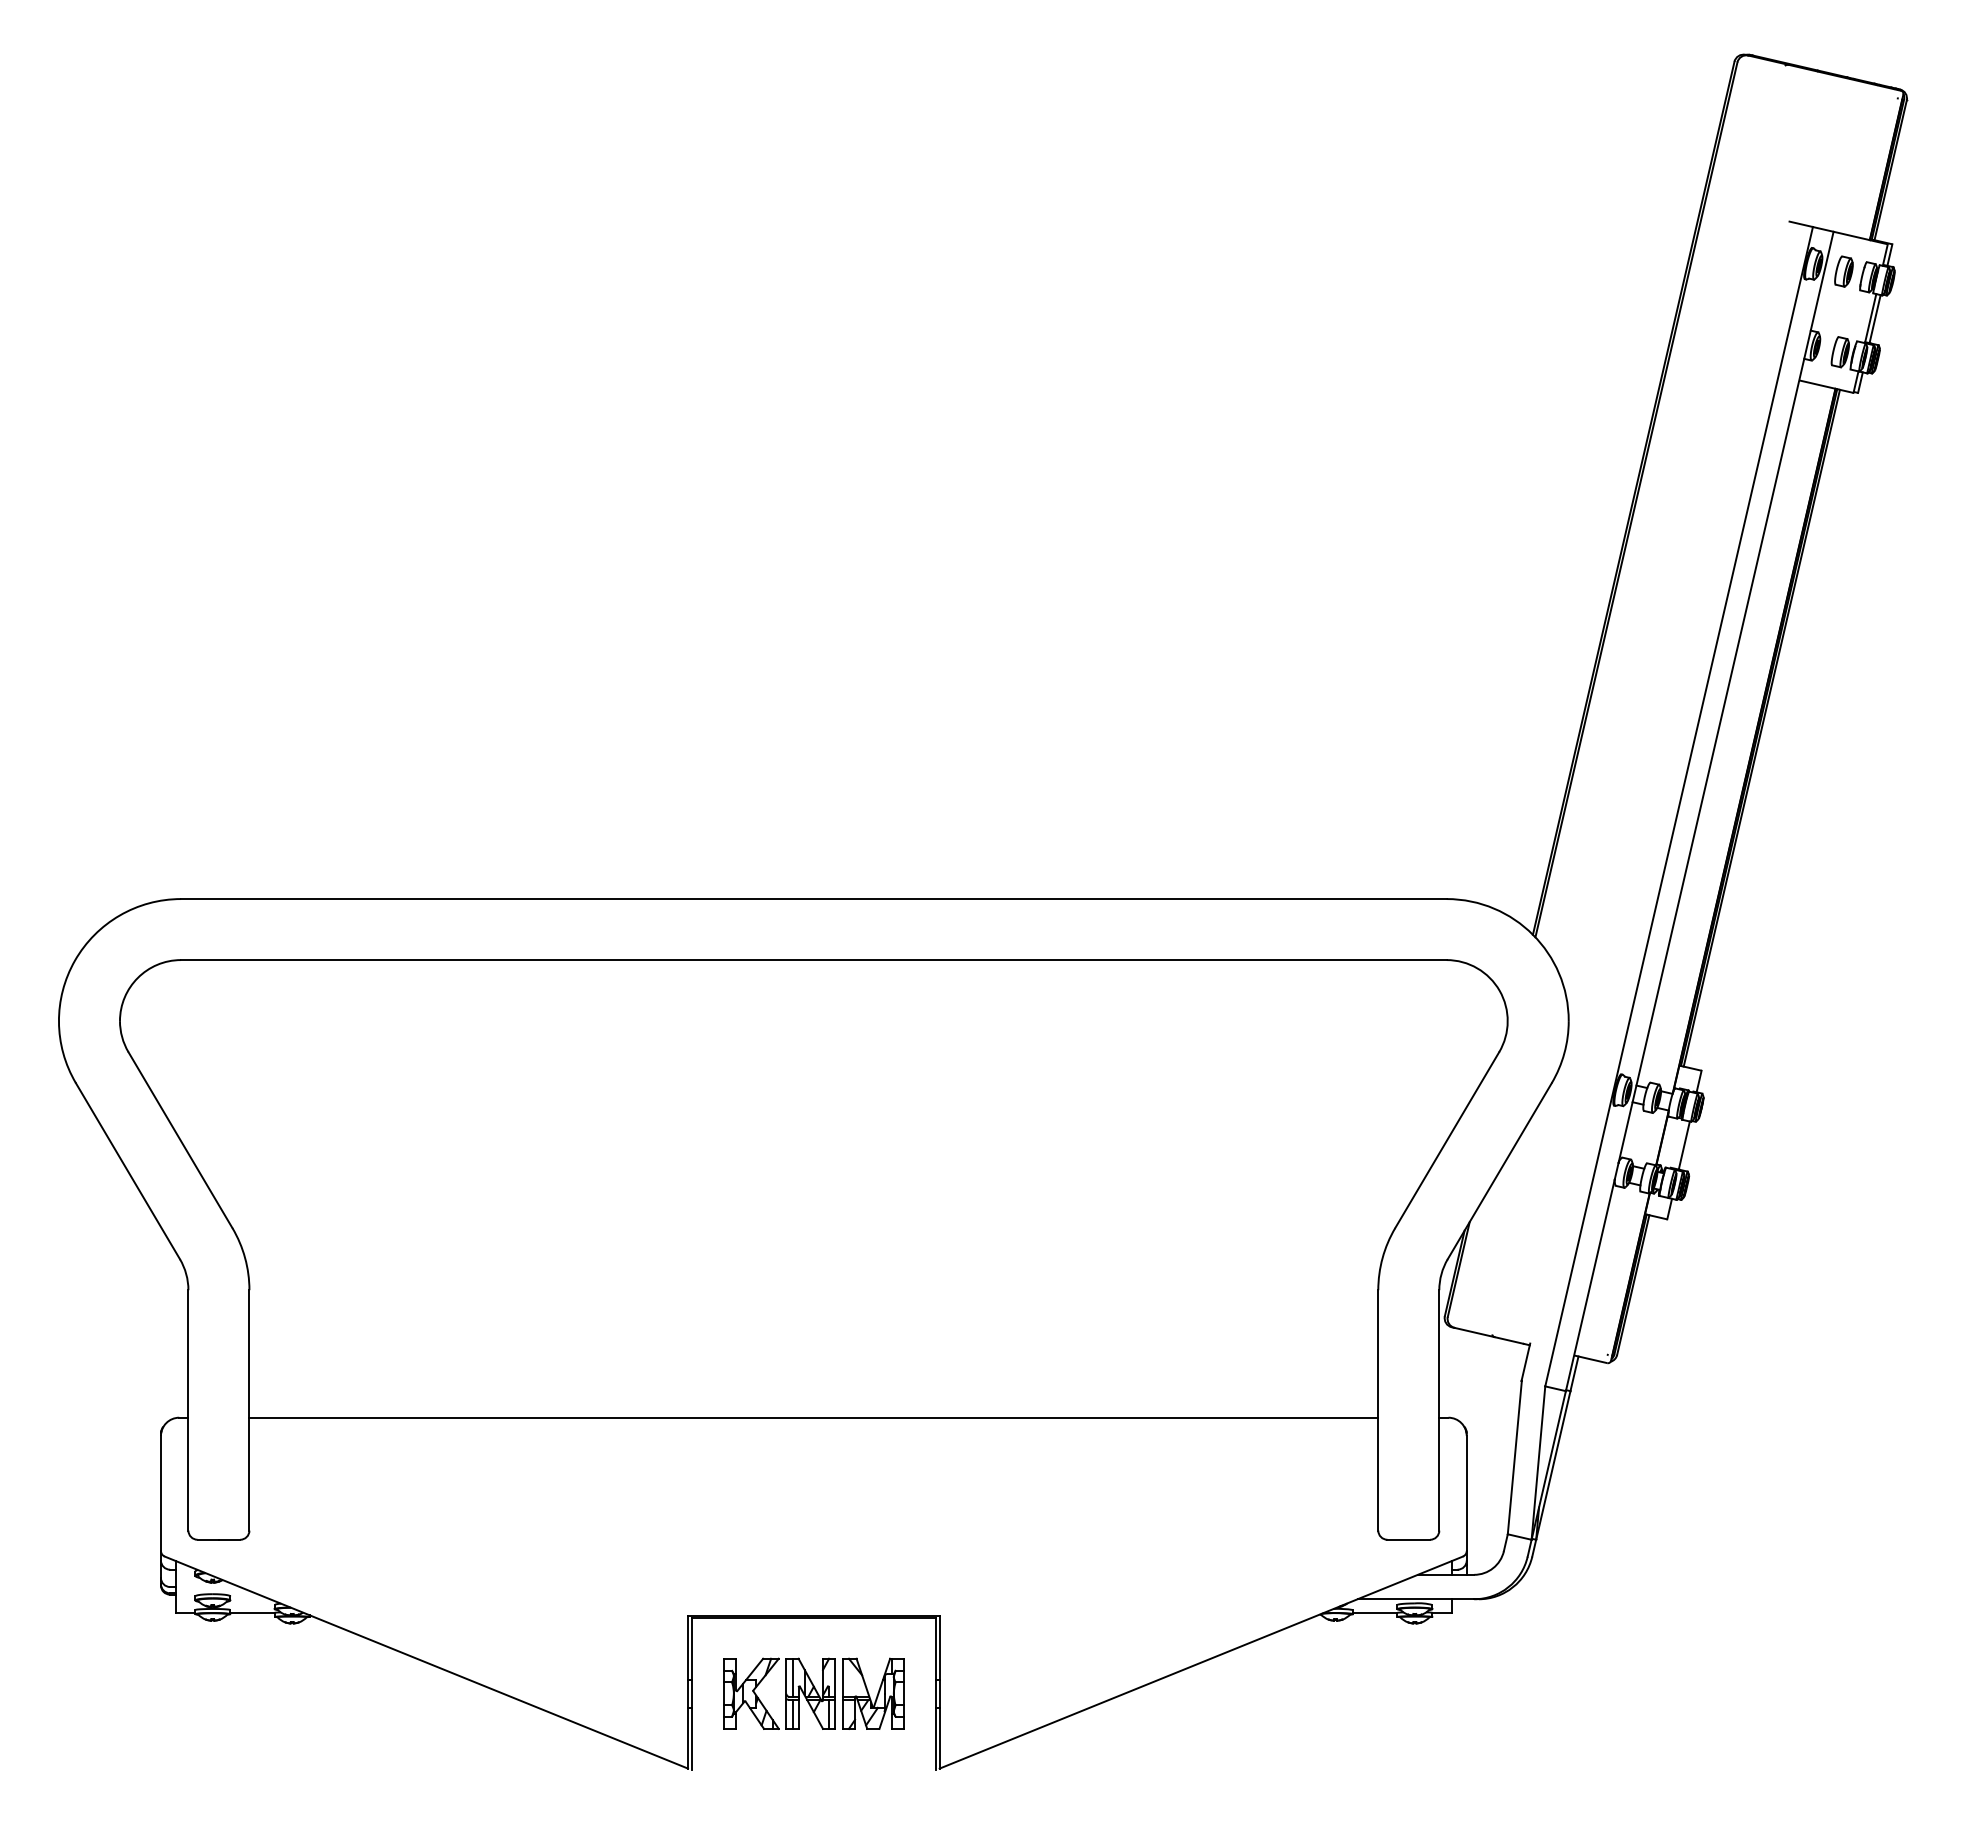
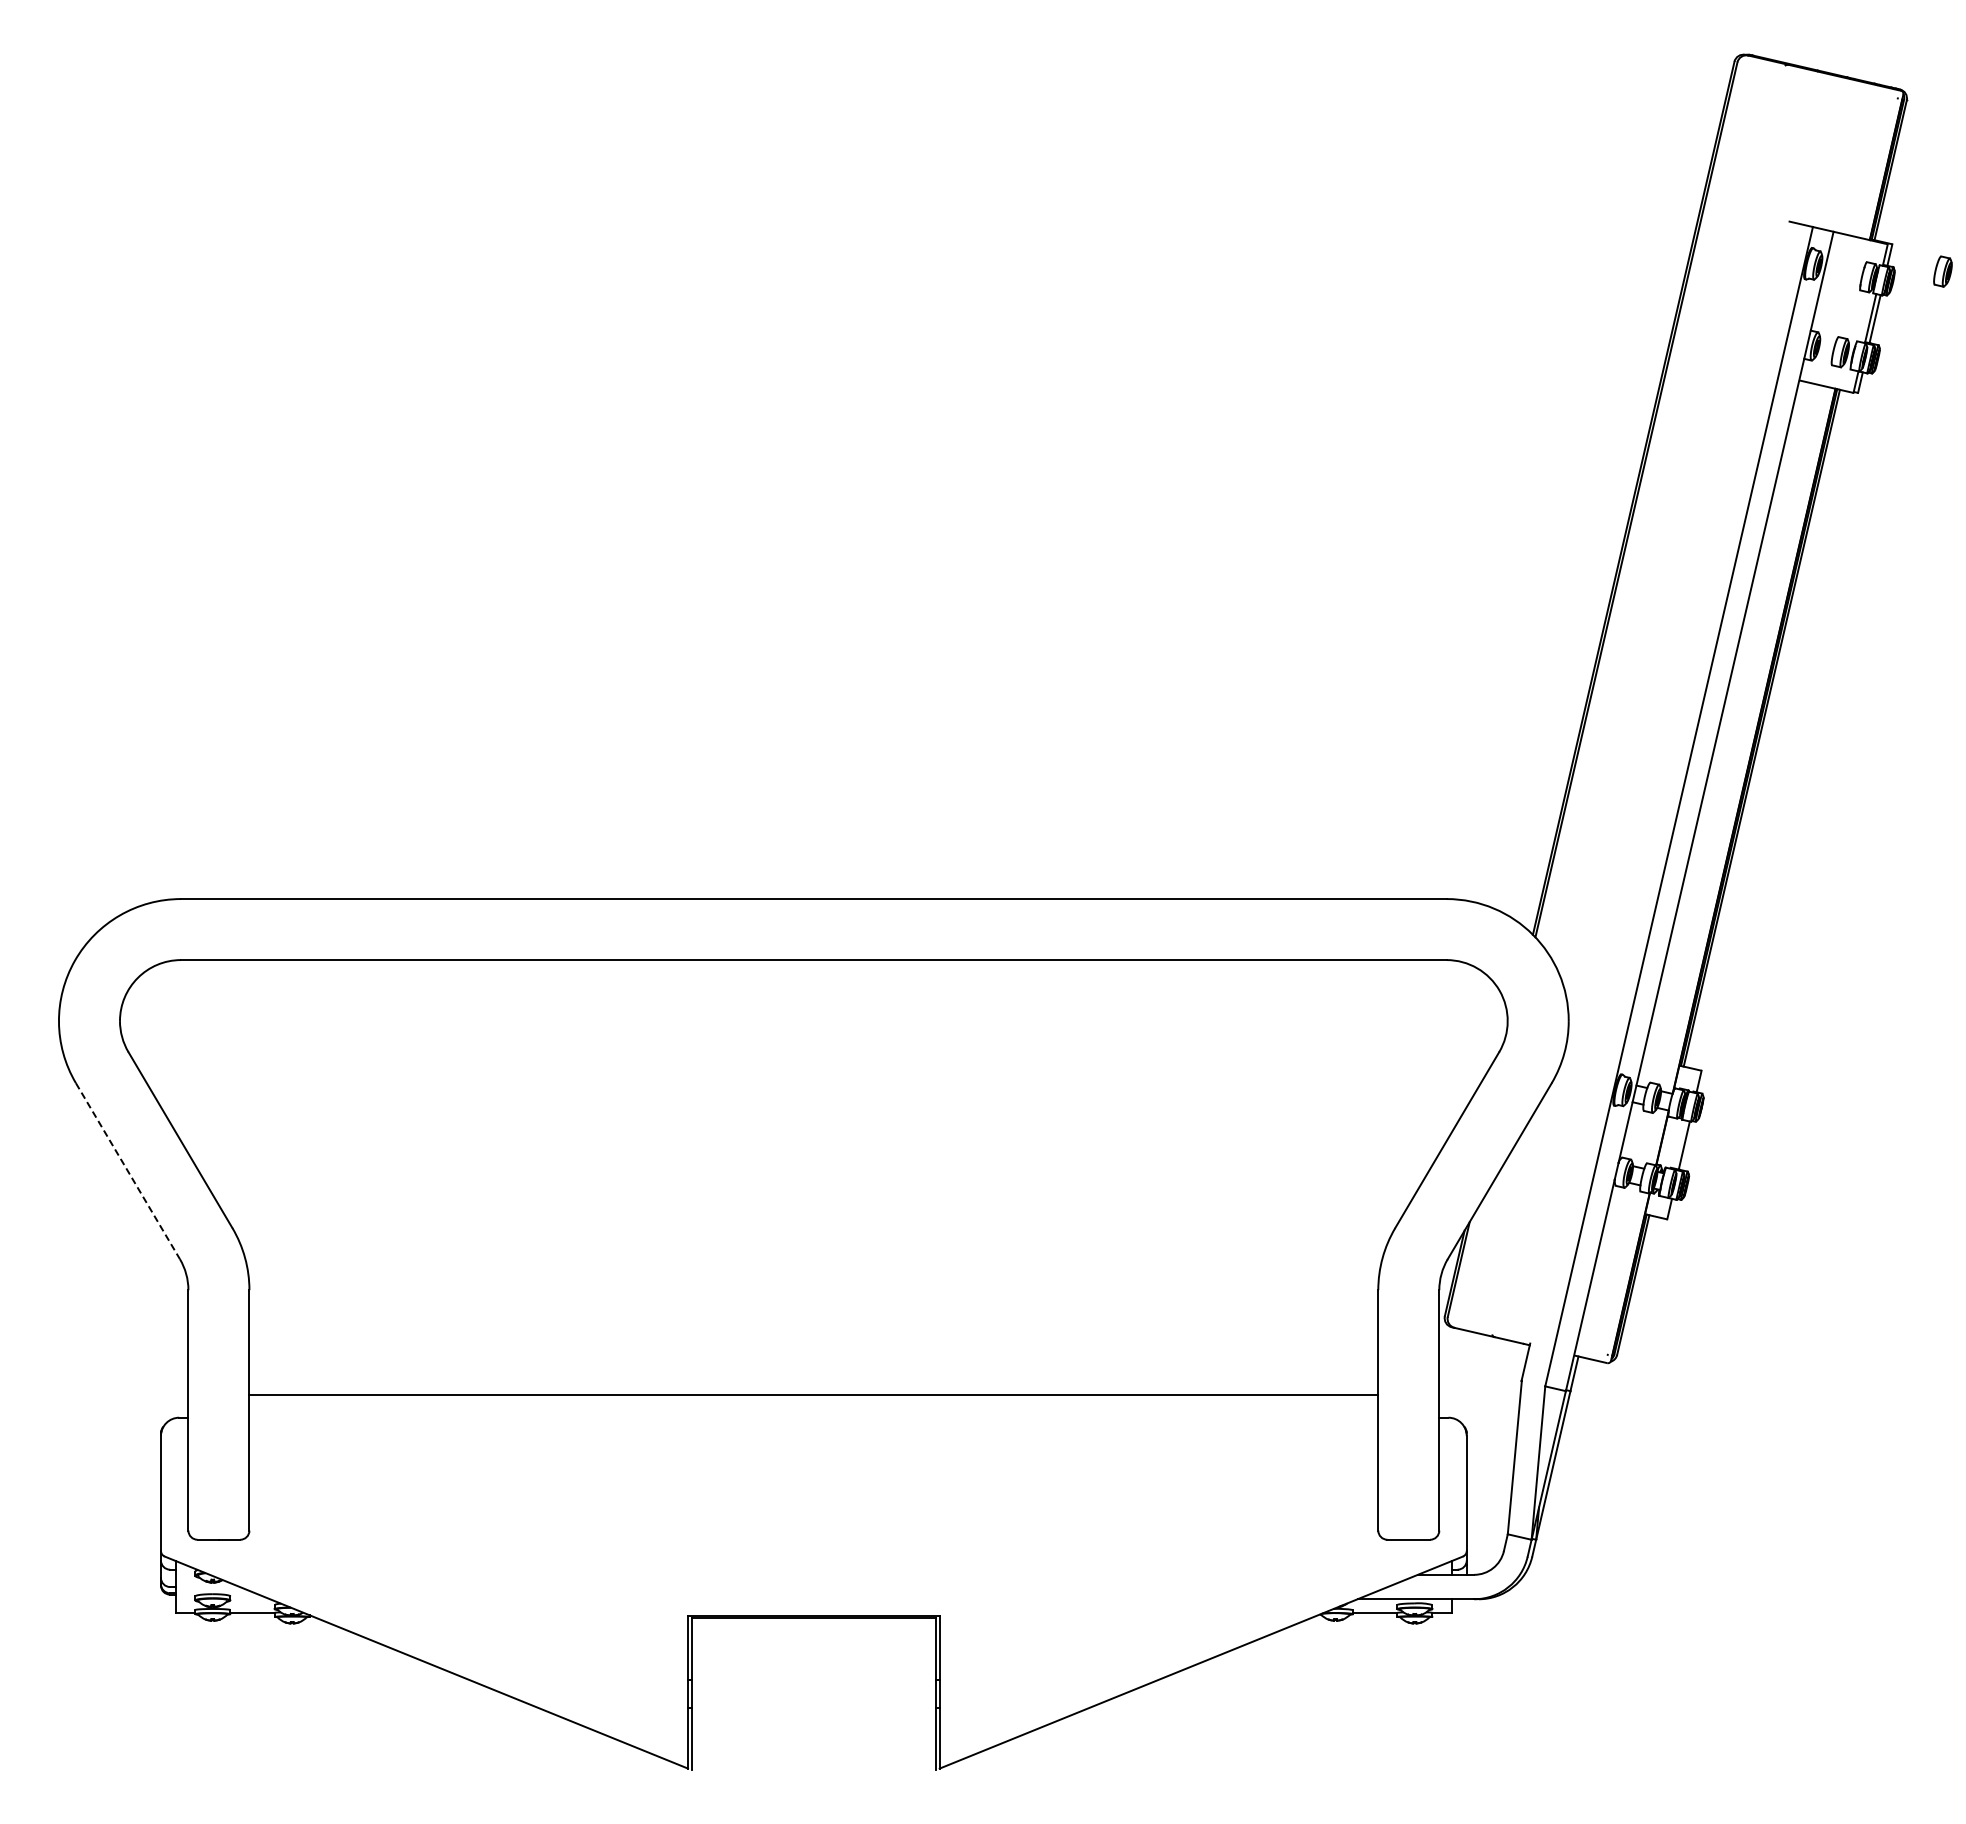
part position: (1843, 271) -> (1942, 271) (1942, 271)
line: solid -> dashed (128, 1171)
line position: (813, 1417) -> (813, 1394) (813, 1394)
part: present -> none (813, 1693)
